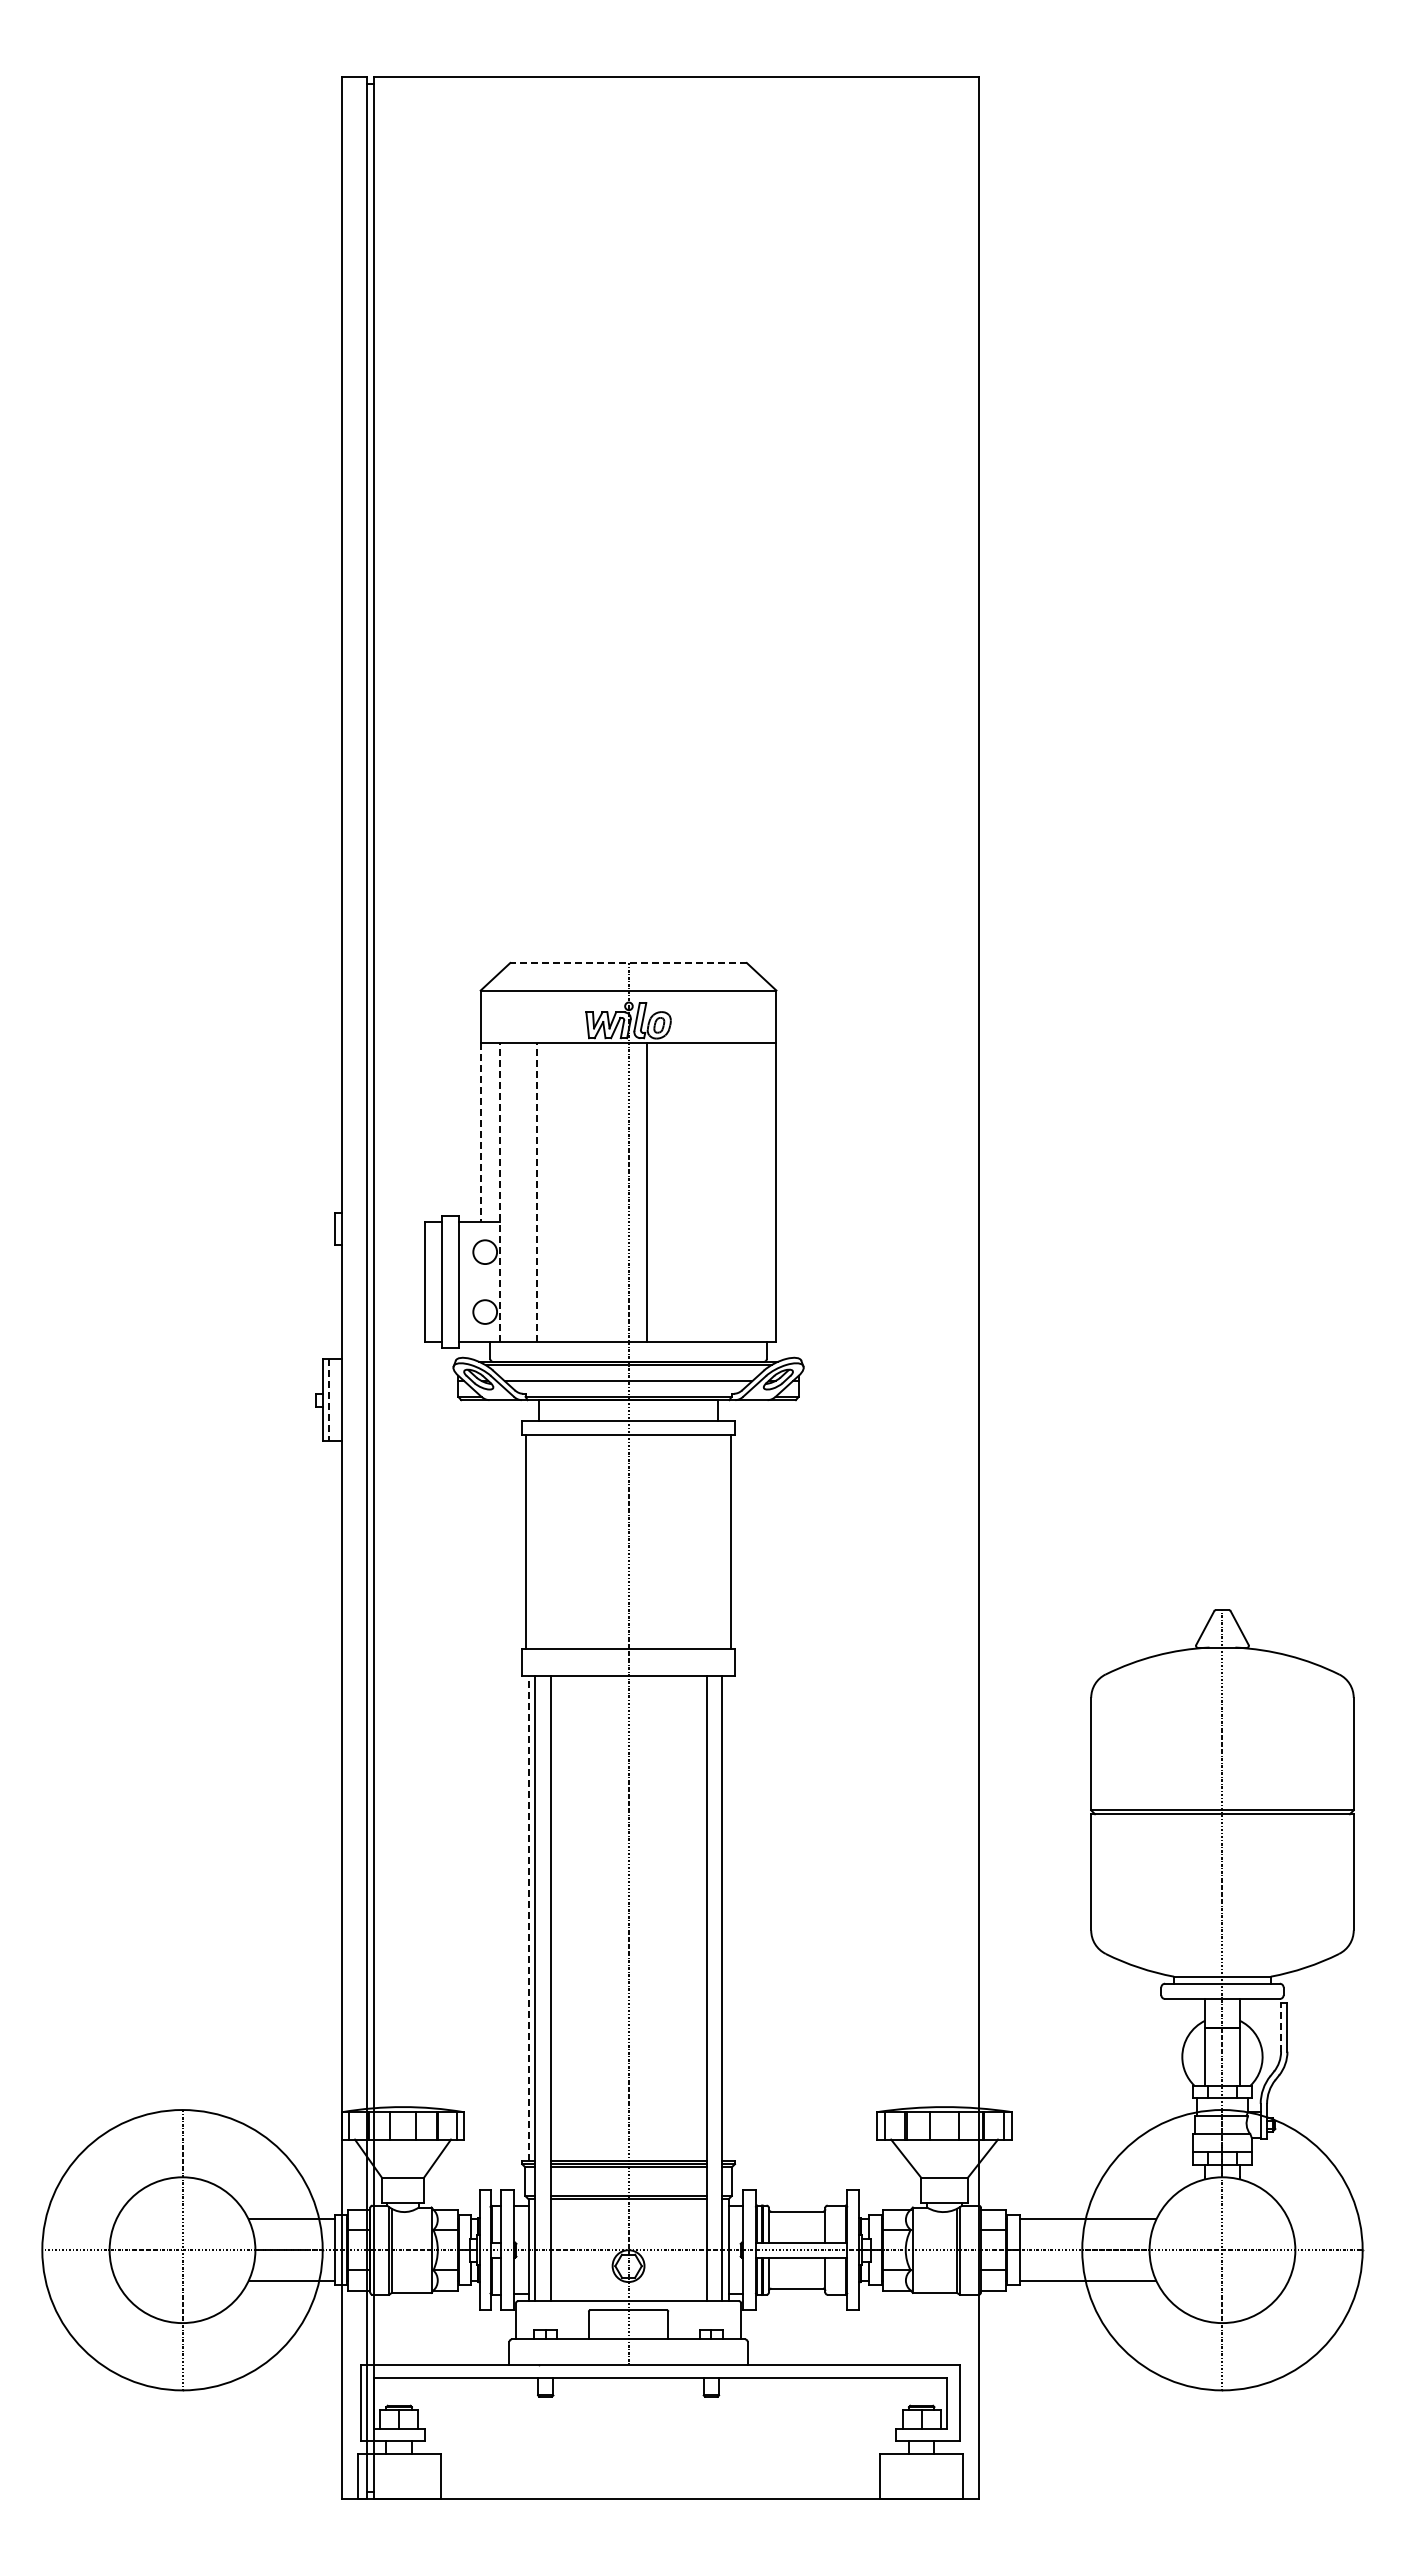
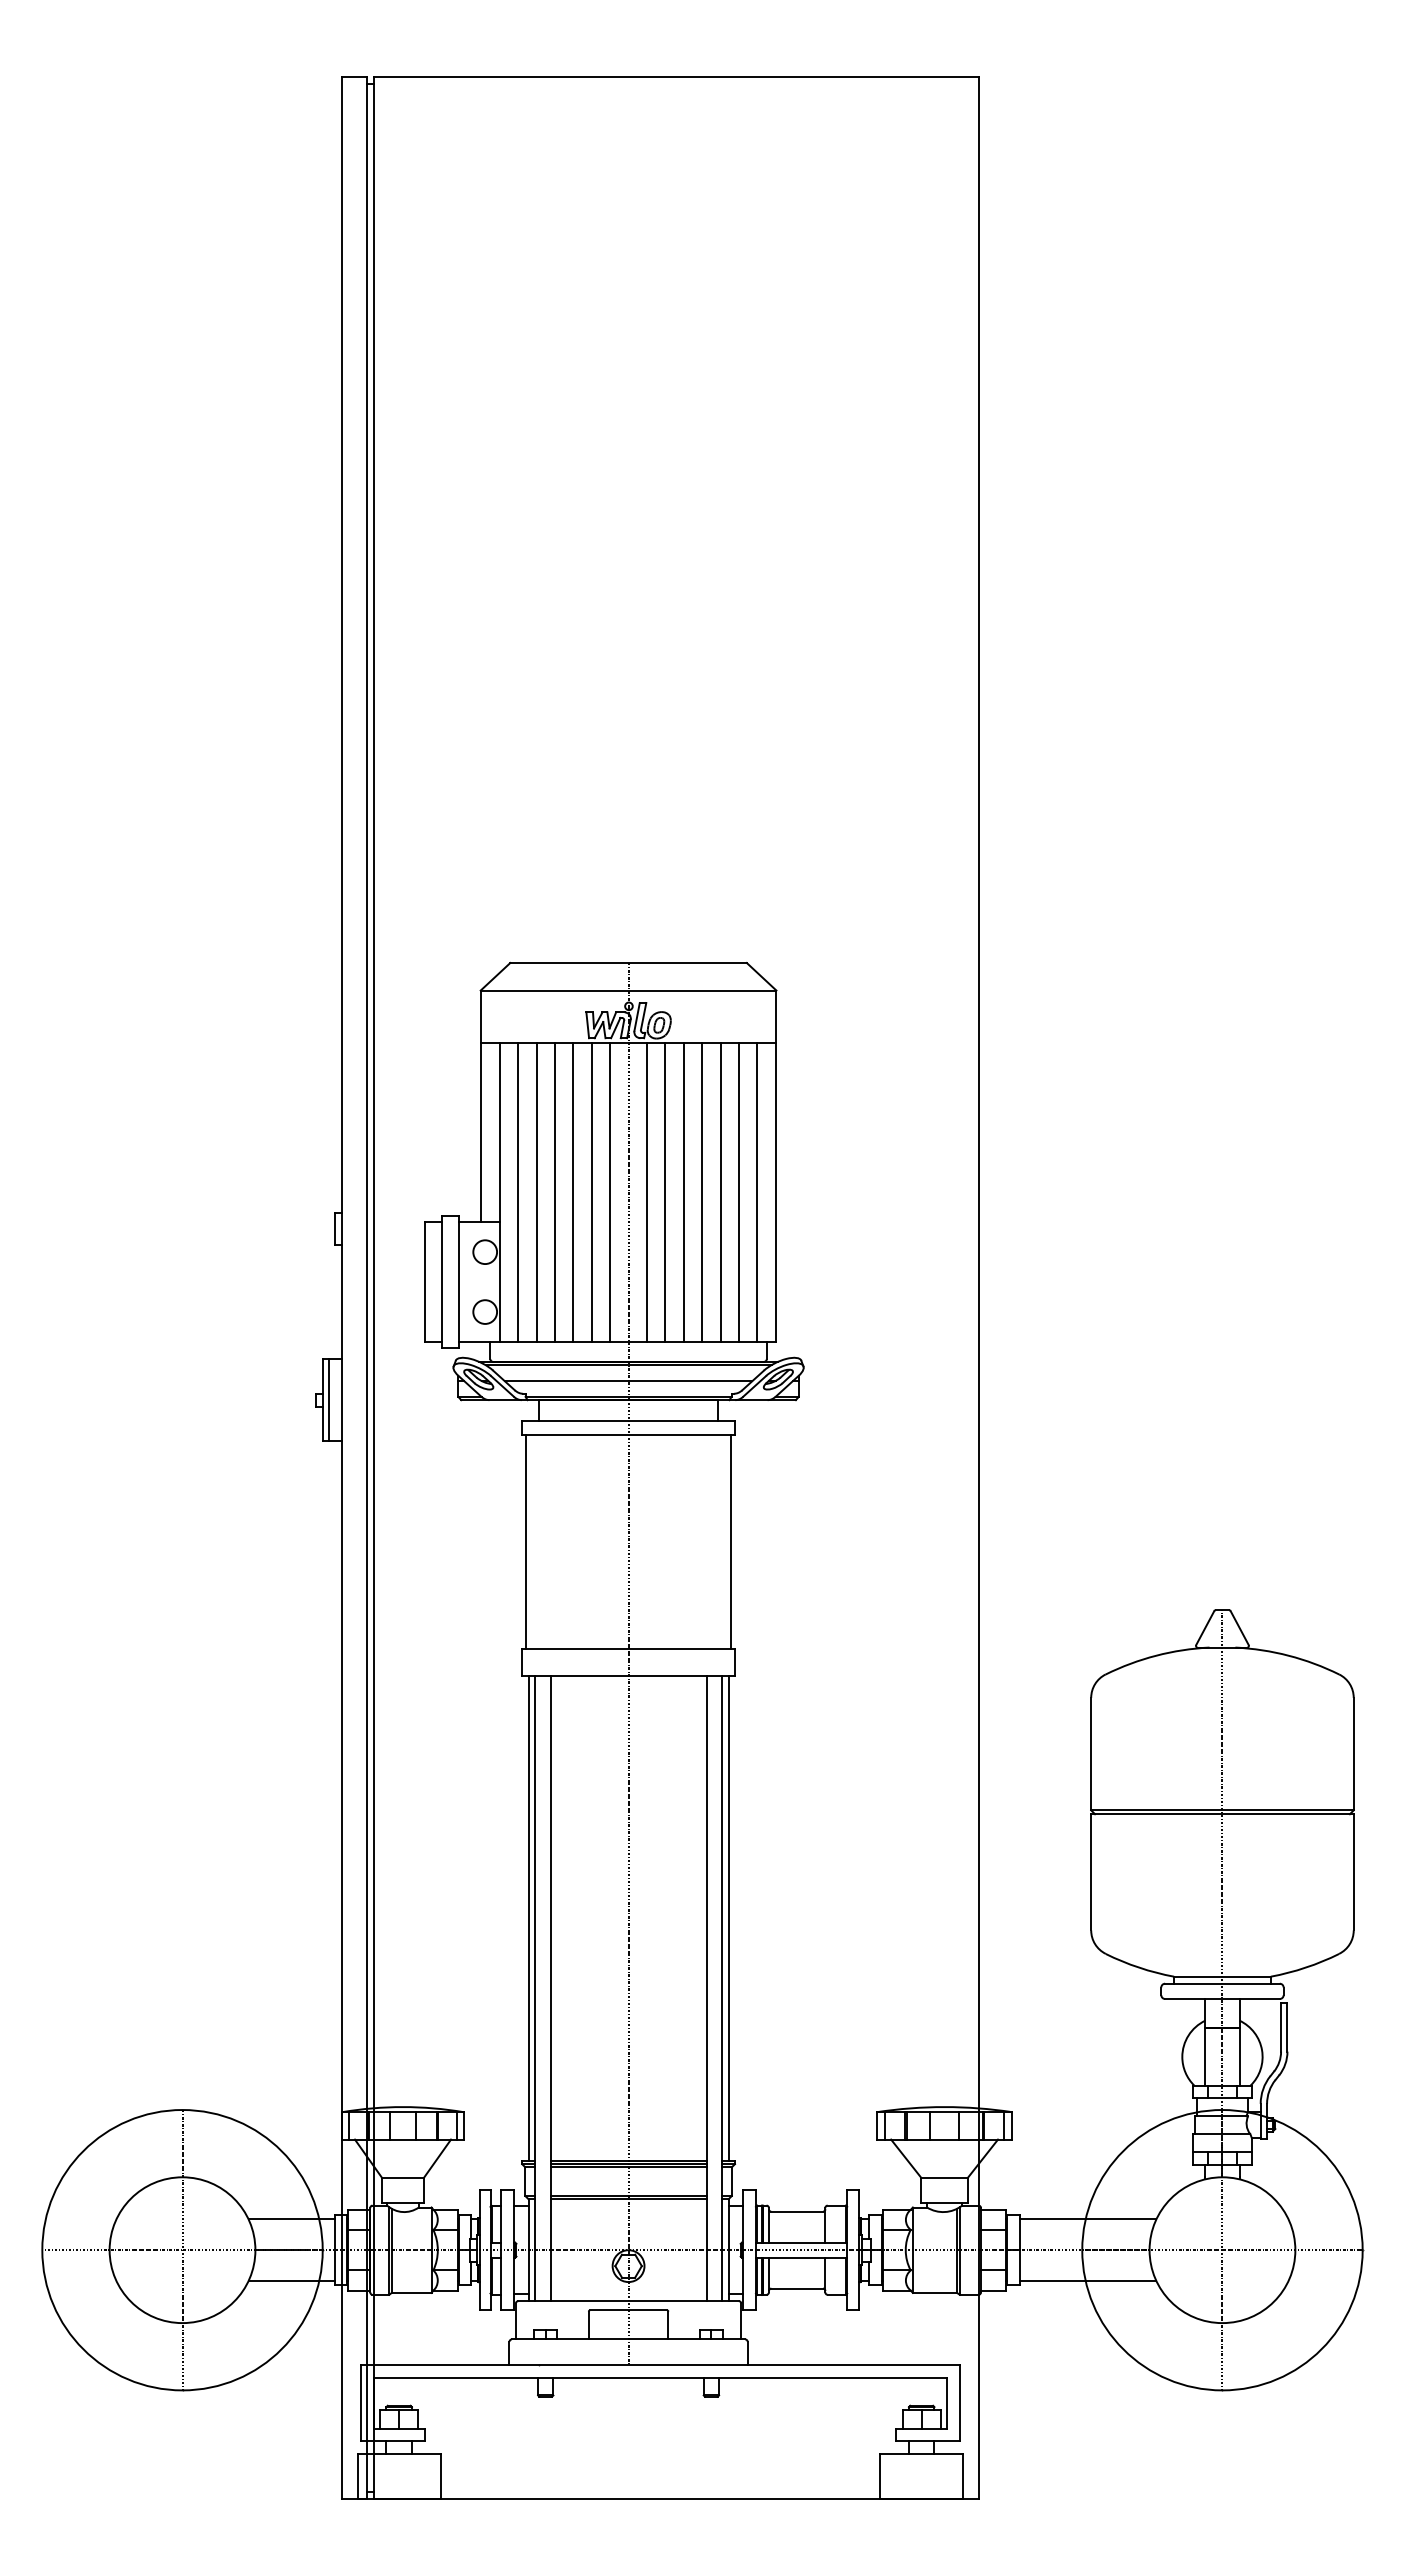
line: dashed -> solid (628, 963)
line: dashed -> solid (481, 1132)
line: dashed -> solid (499, 1192)
line: none -> present (518, 1192)
line: dashed -> solid (536, 1192)
line: none -> present (554, 1192)
line: none -> present (573, 1192)
line: none -> present (591, 1192)
line: none -> present (610, 1192)
line: none -> present (665, 1192)
line: none -> present (683, 1192)
line: none -> present (702, 1192)
line: none -> present (720, 1192)
line: none -> present (738, 1192)
line: none -> present (757, 1192)
line: dashed -> solid (329, 1400)
line: dashed -> solid (528, 1918)
line: none -> present (728, 1918)
line: dashed -> solid (1281, 2026)
